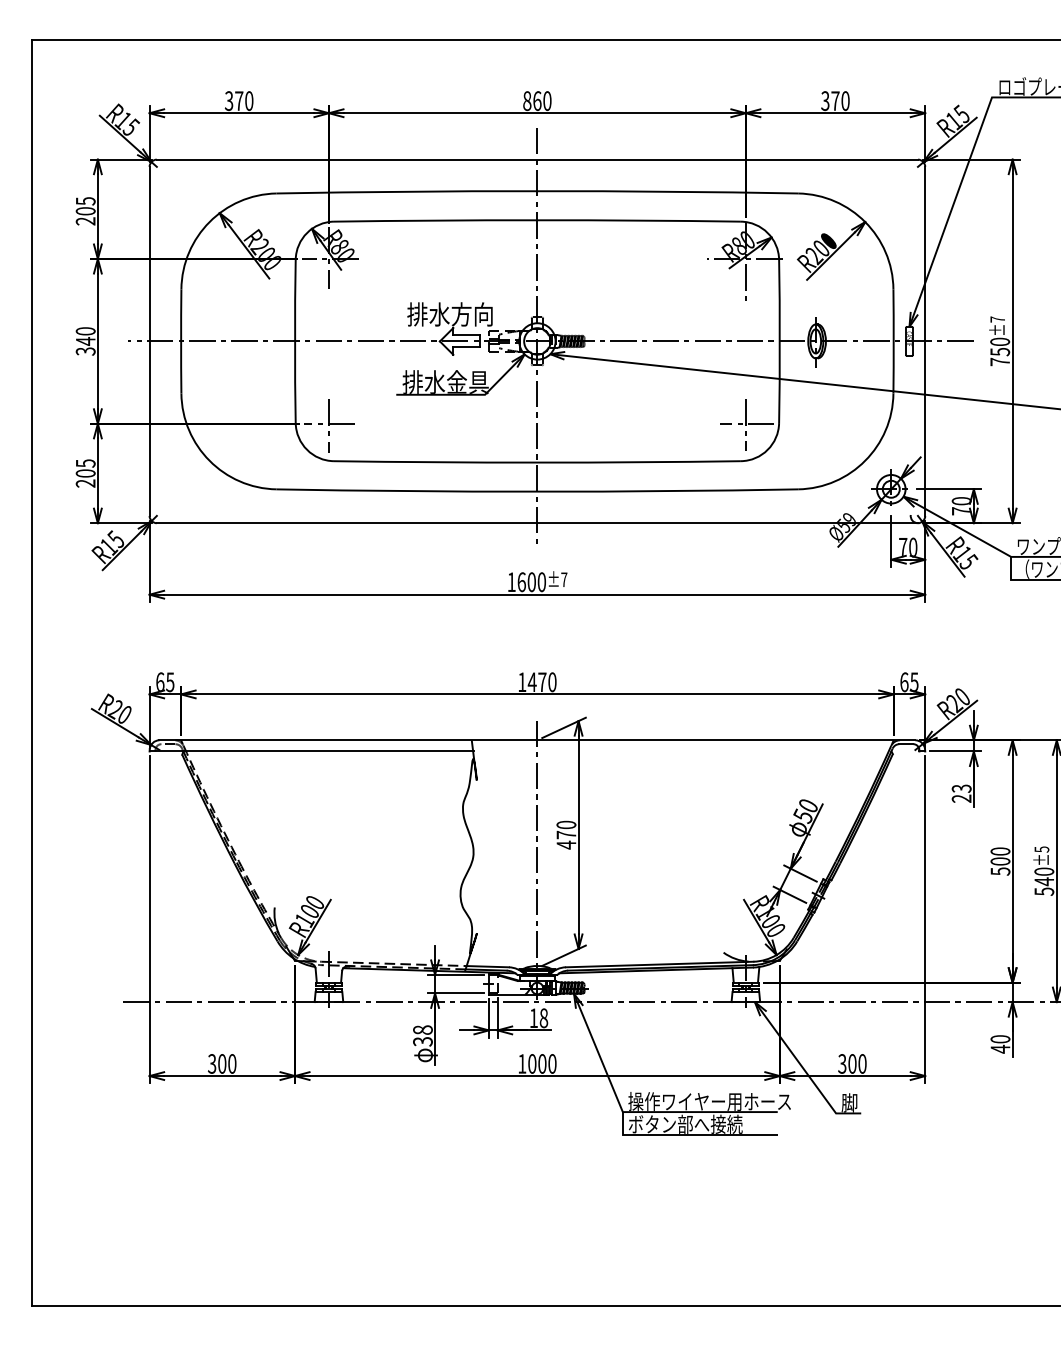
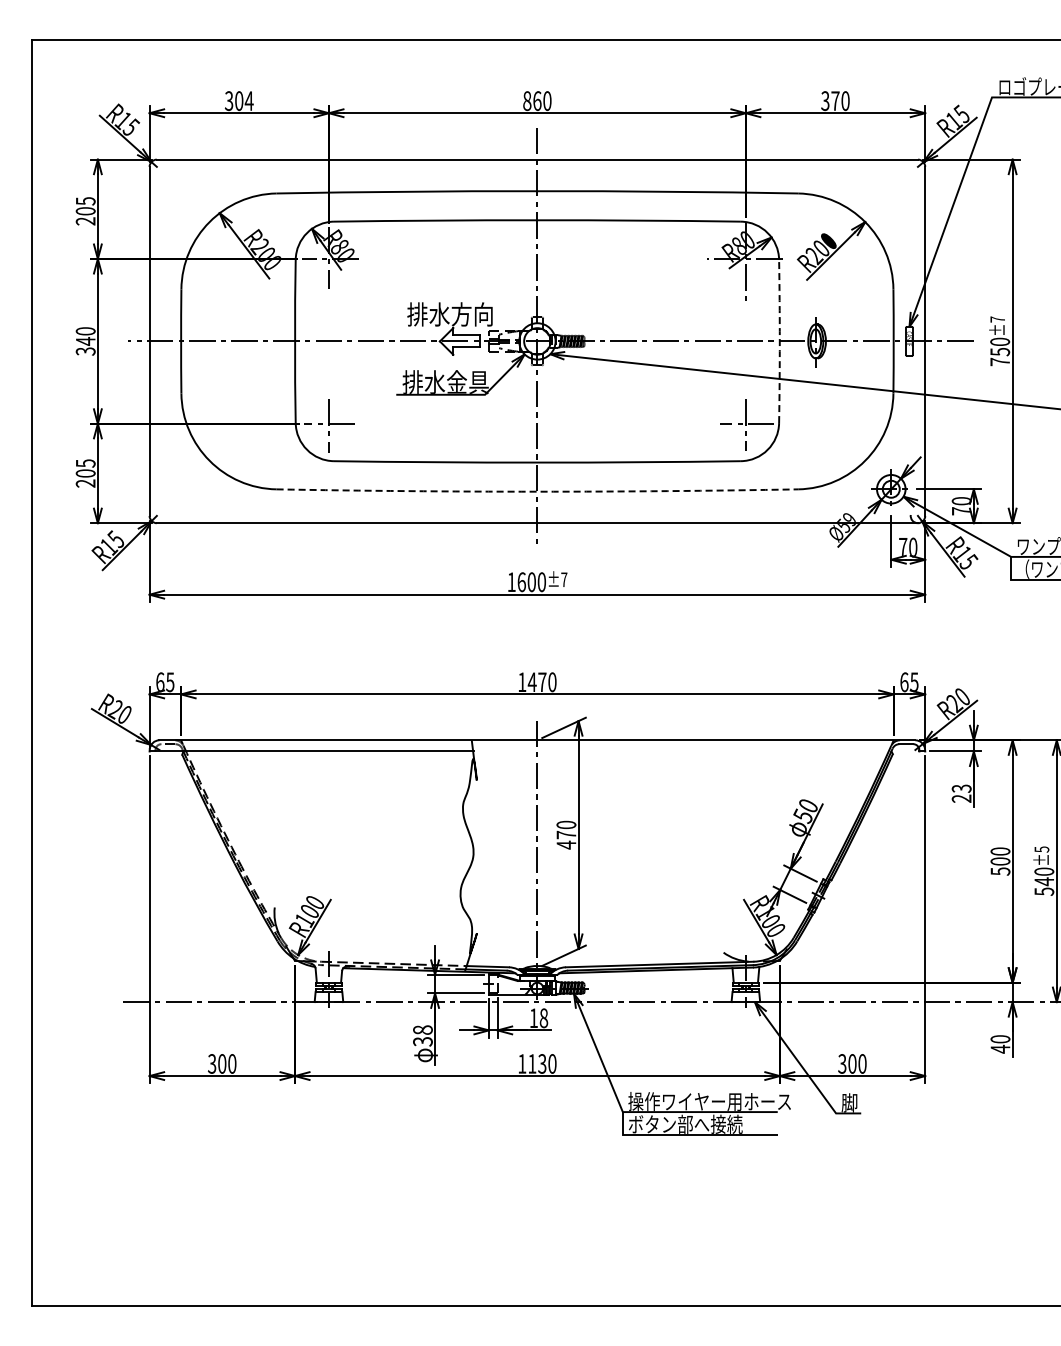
text: 370 -> 304 (244, 101)
arc: solid -> dashed (779, 341)
arc: solid -> dashed (537, 491)
text: 1000 -> 1130 (537, 1063)
